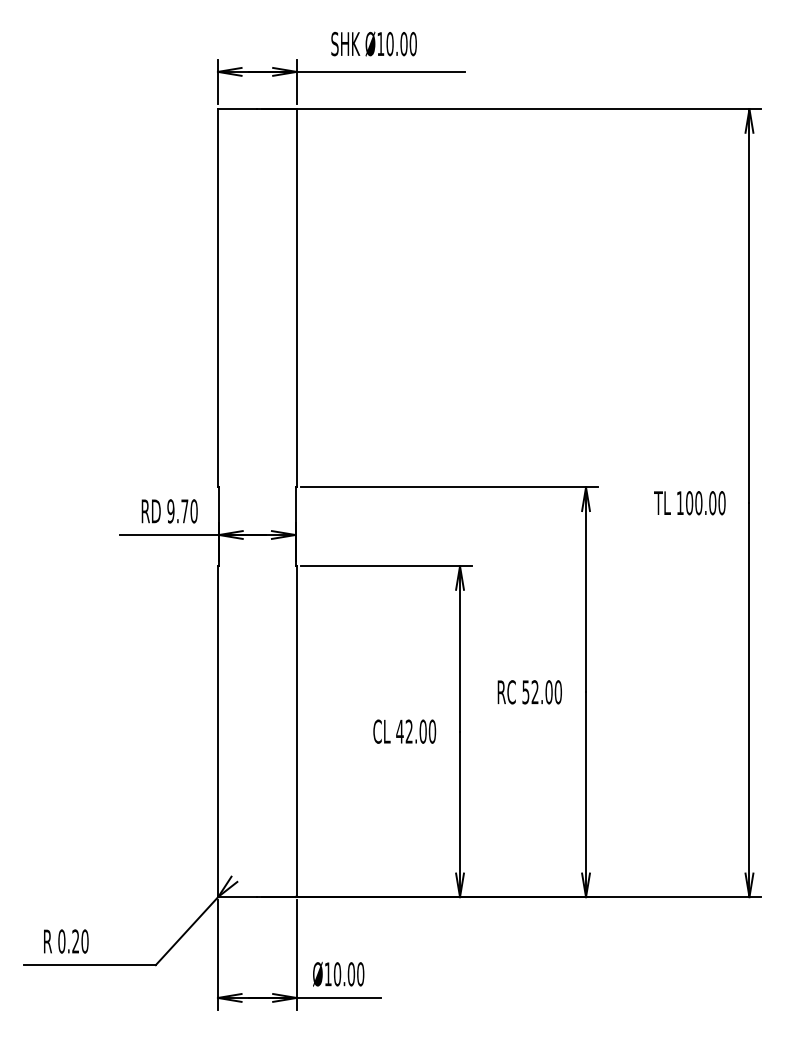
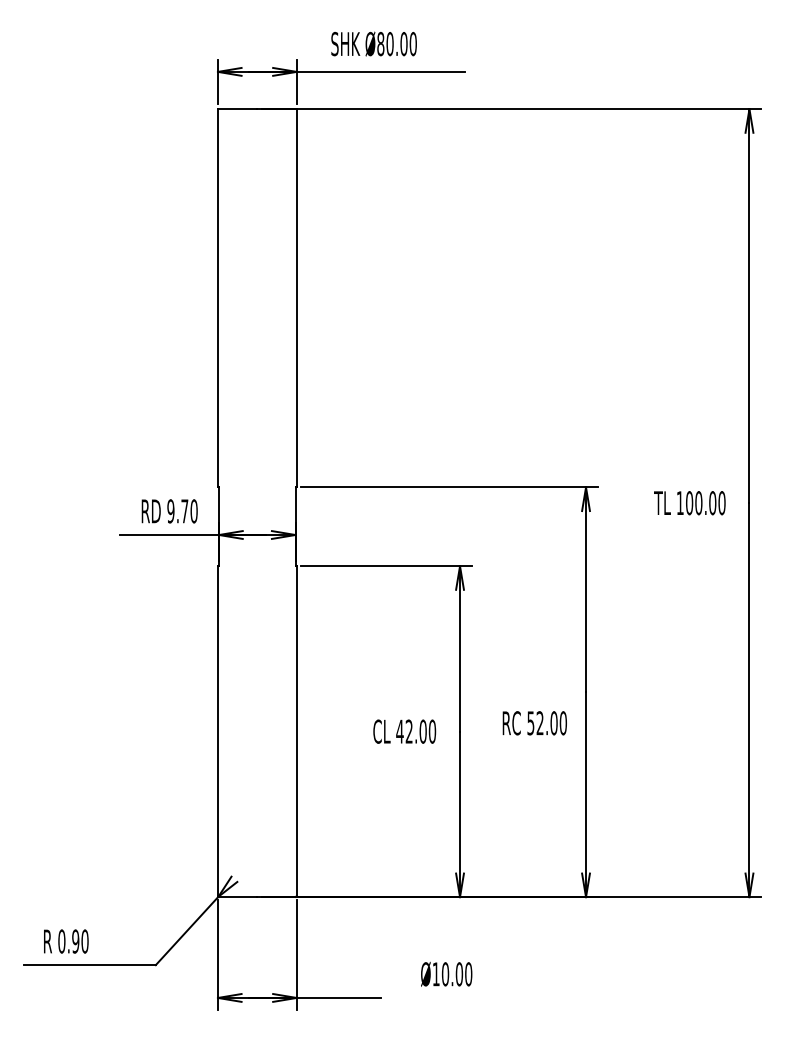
text: Ø10.00 -> Ø80.00 (380, 43)
text position: (529, 692) -> (534, 723) (534, 723)
text: 0.20 -> 0.90 (75, 941)
text position: (338, 973) -> (446, 973) (446, 973)
